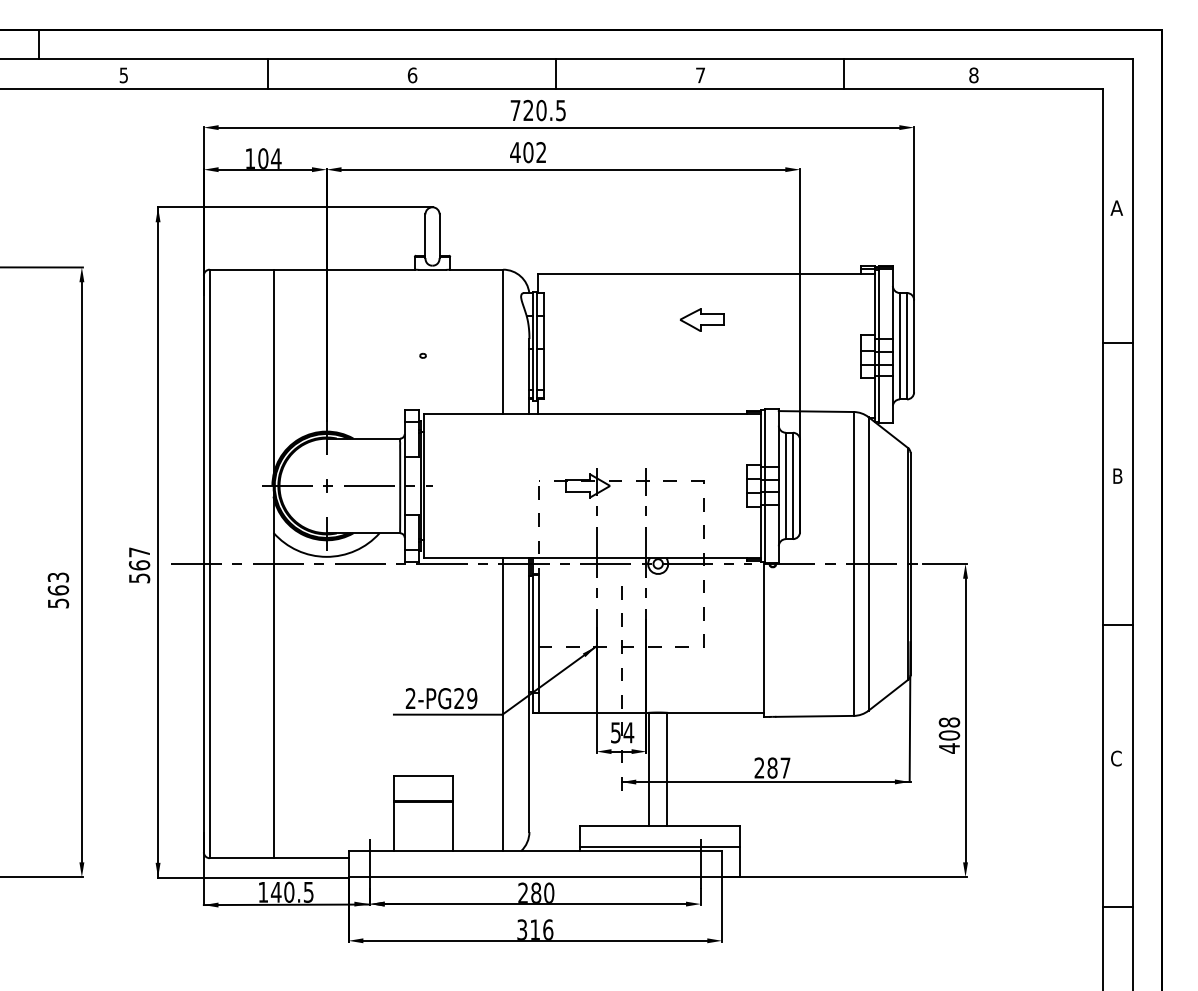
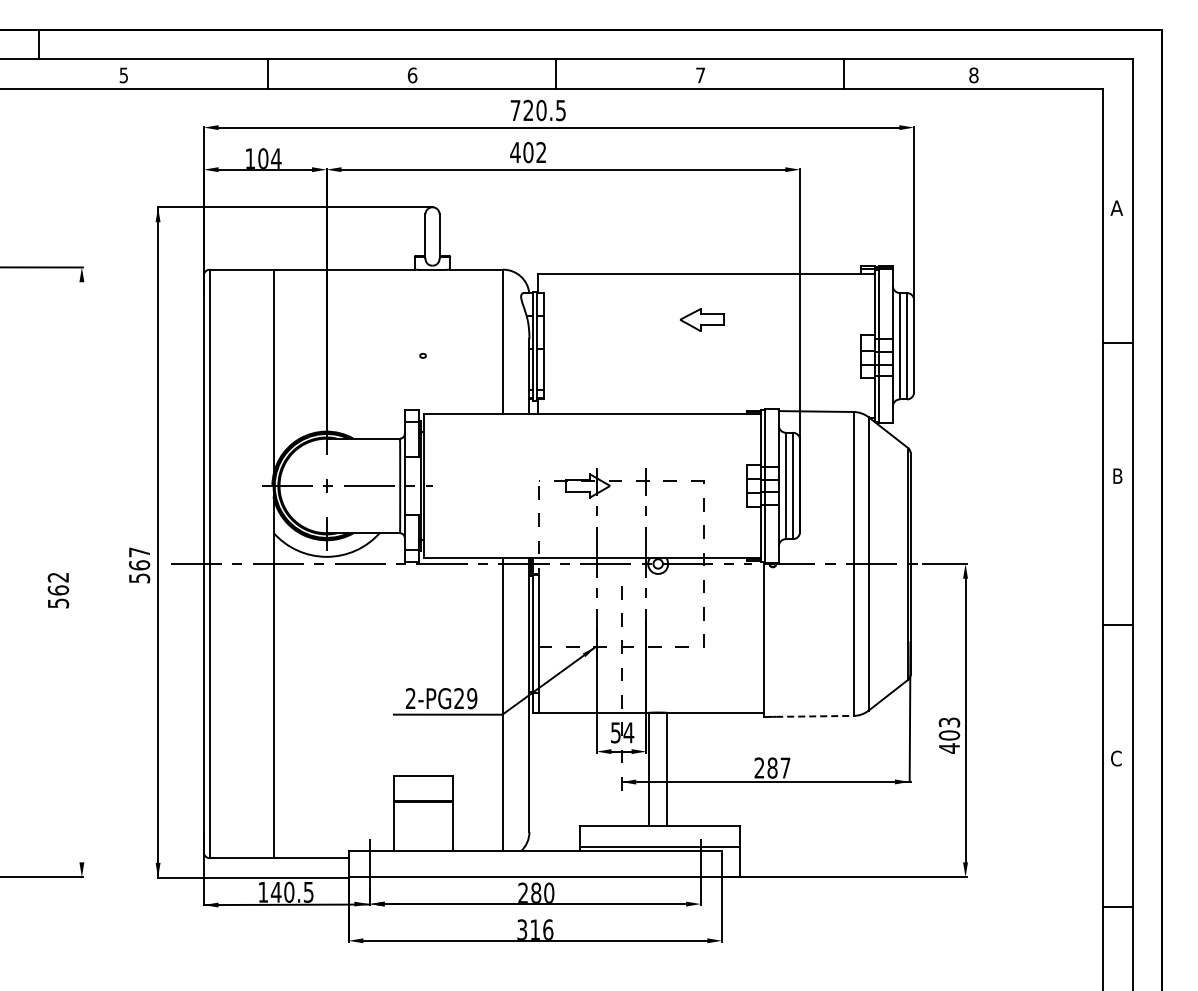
line: present -> none (81, 572)
text: 563 -> 562 (58, 577)
line: solid -> dashed (814, 716)
text: 408 -> 403 (949, 722)
